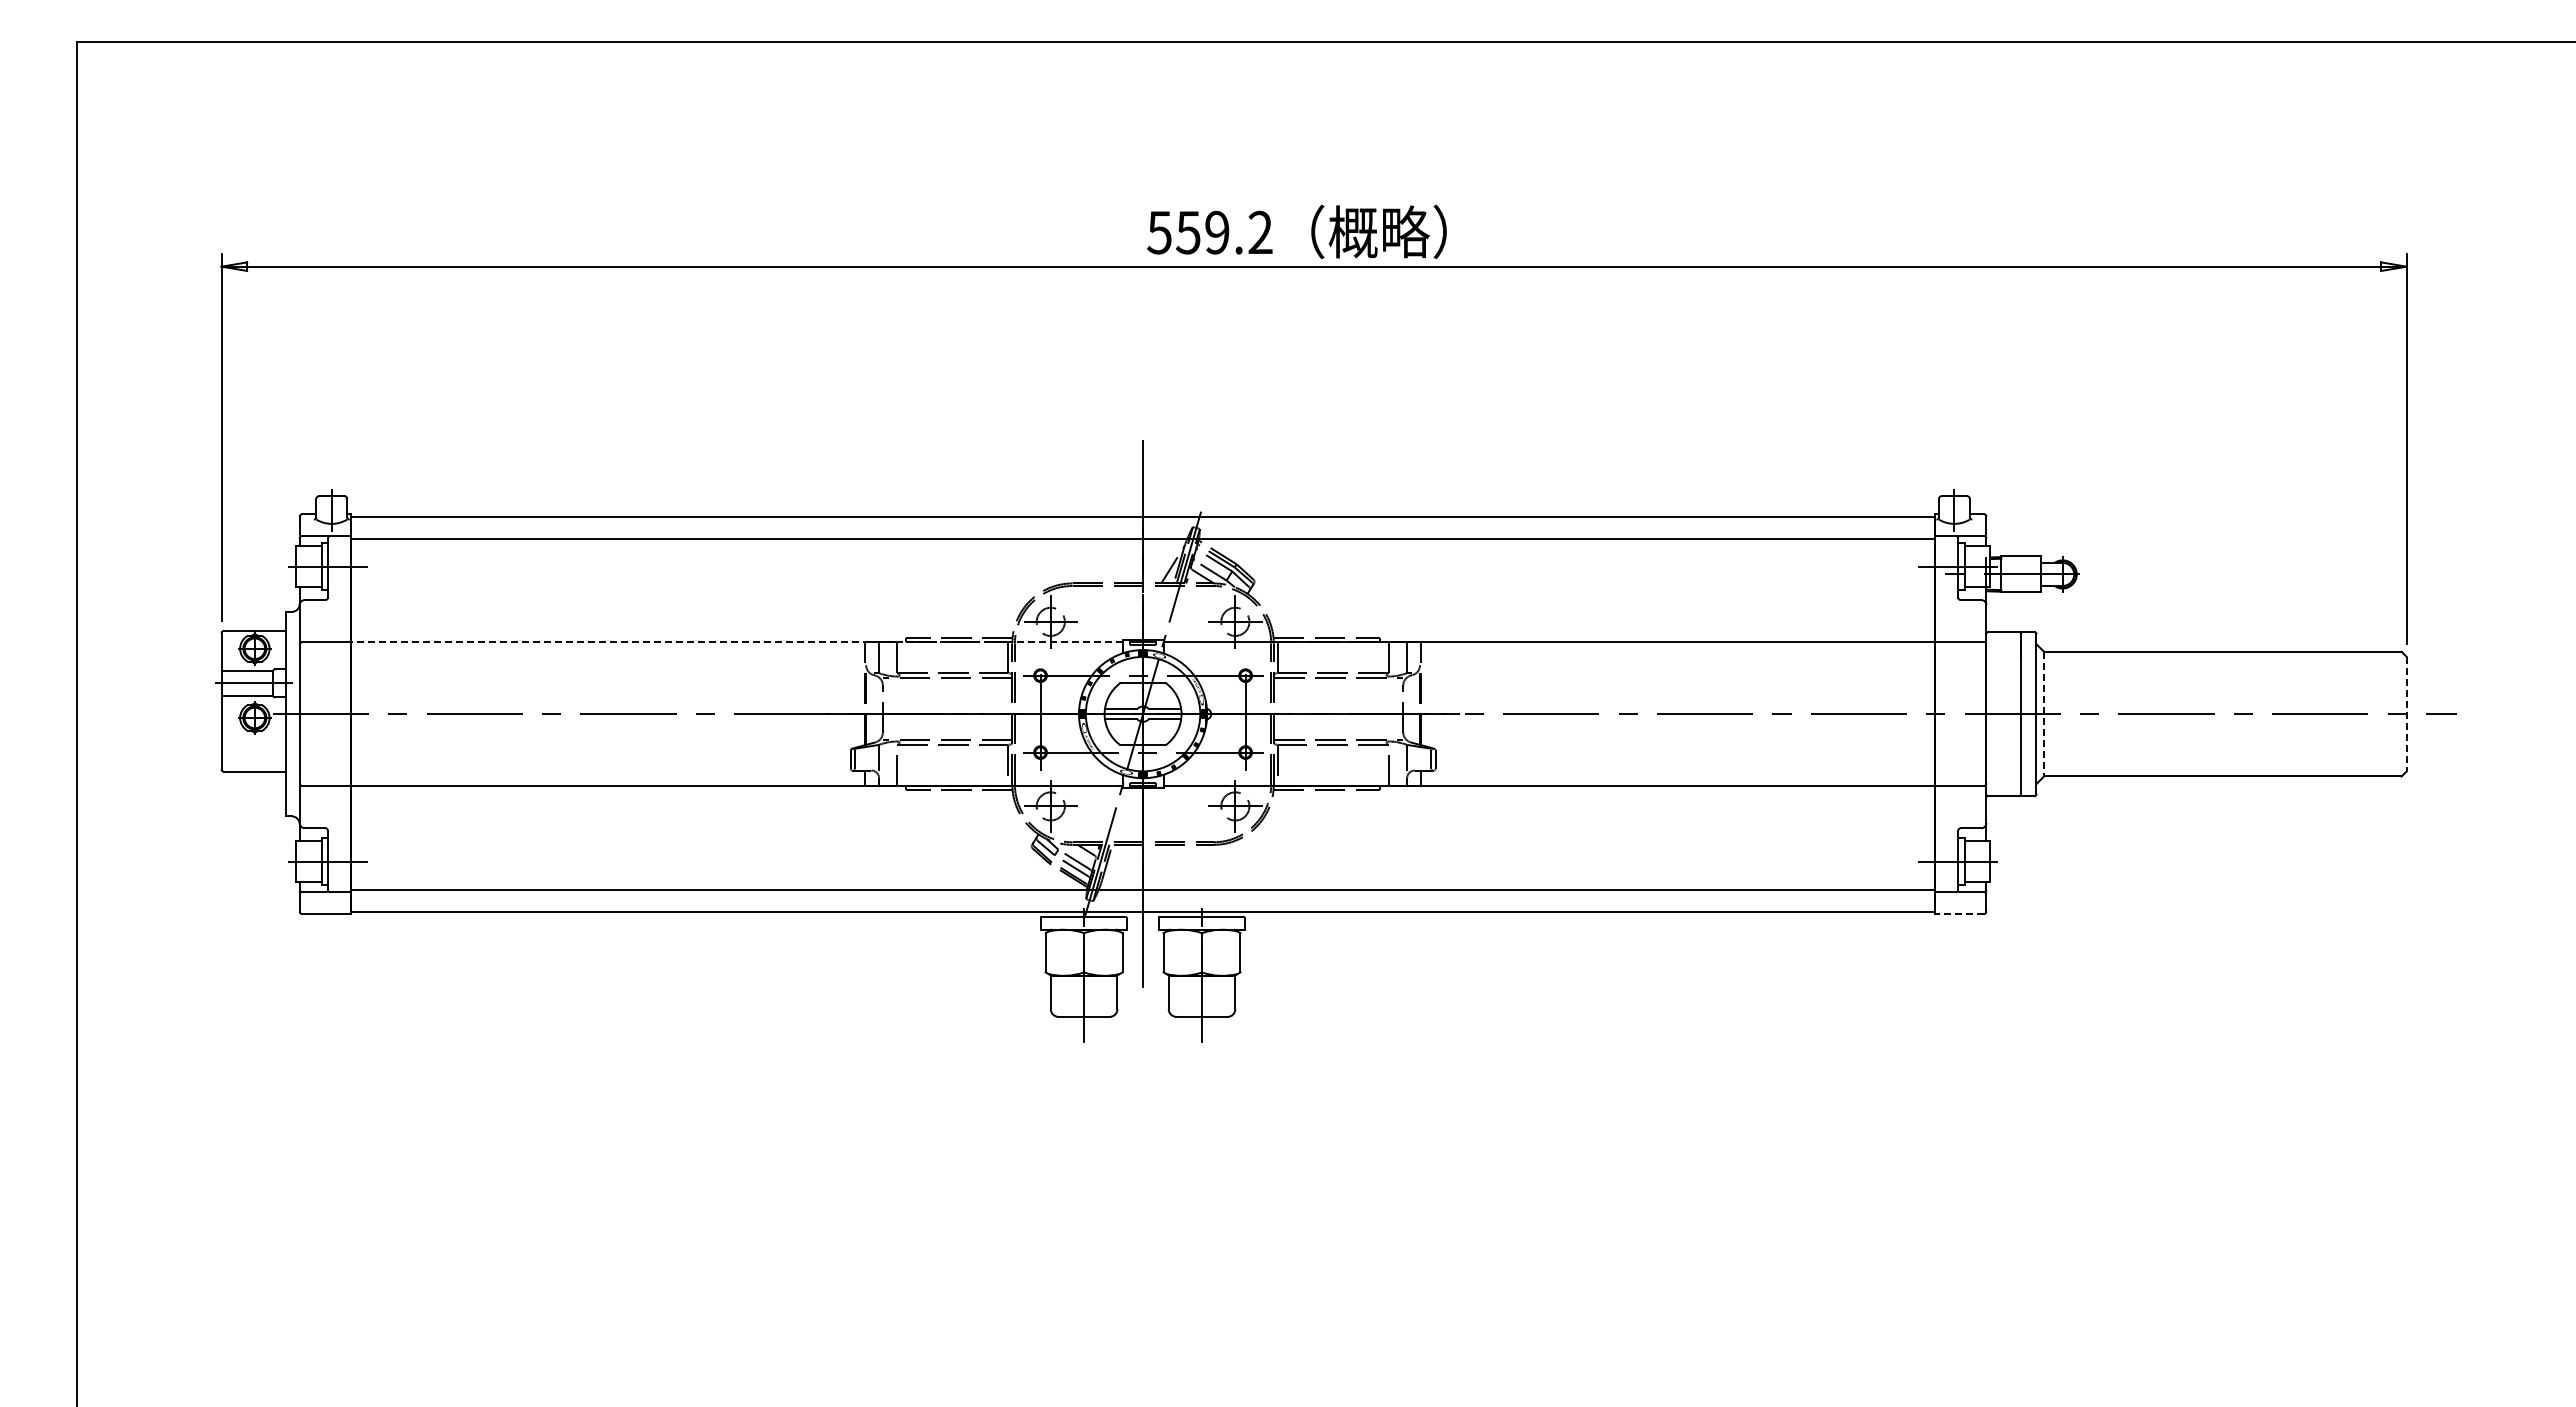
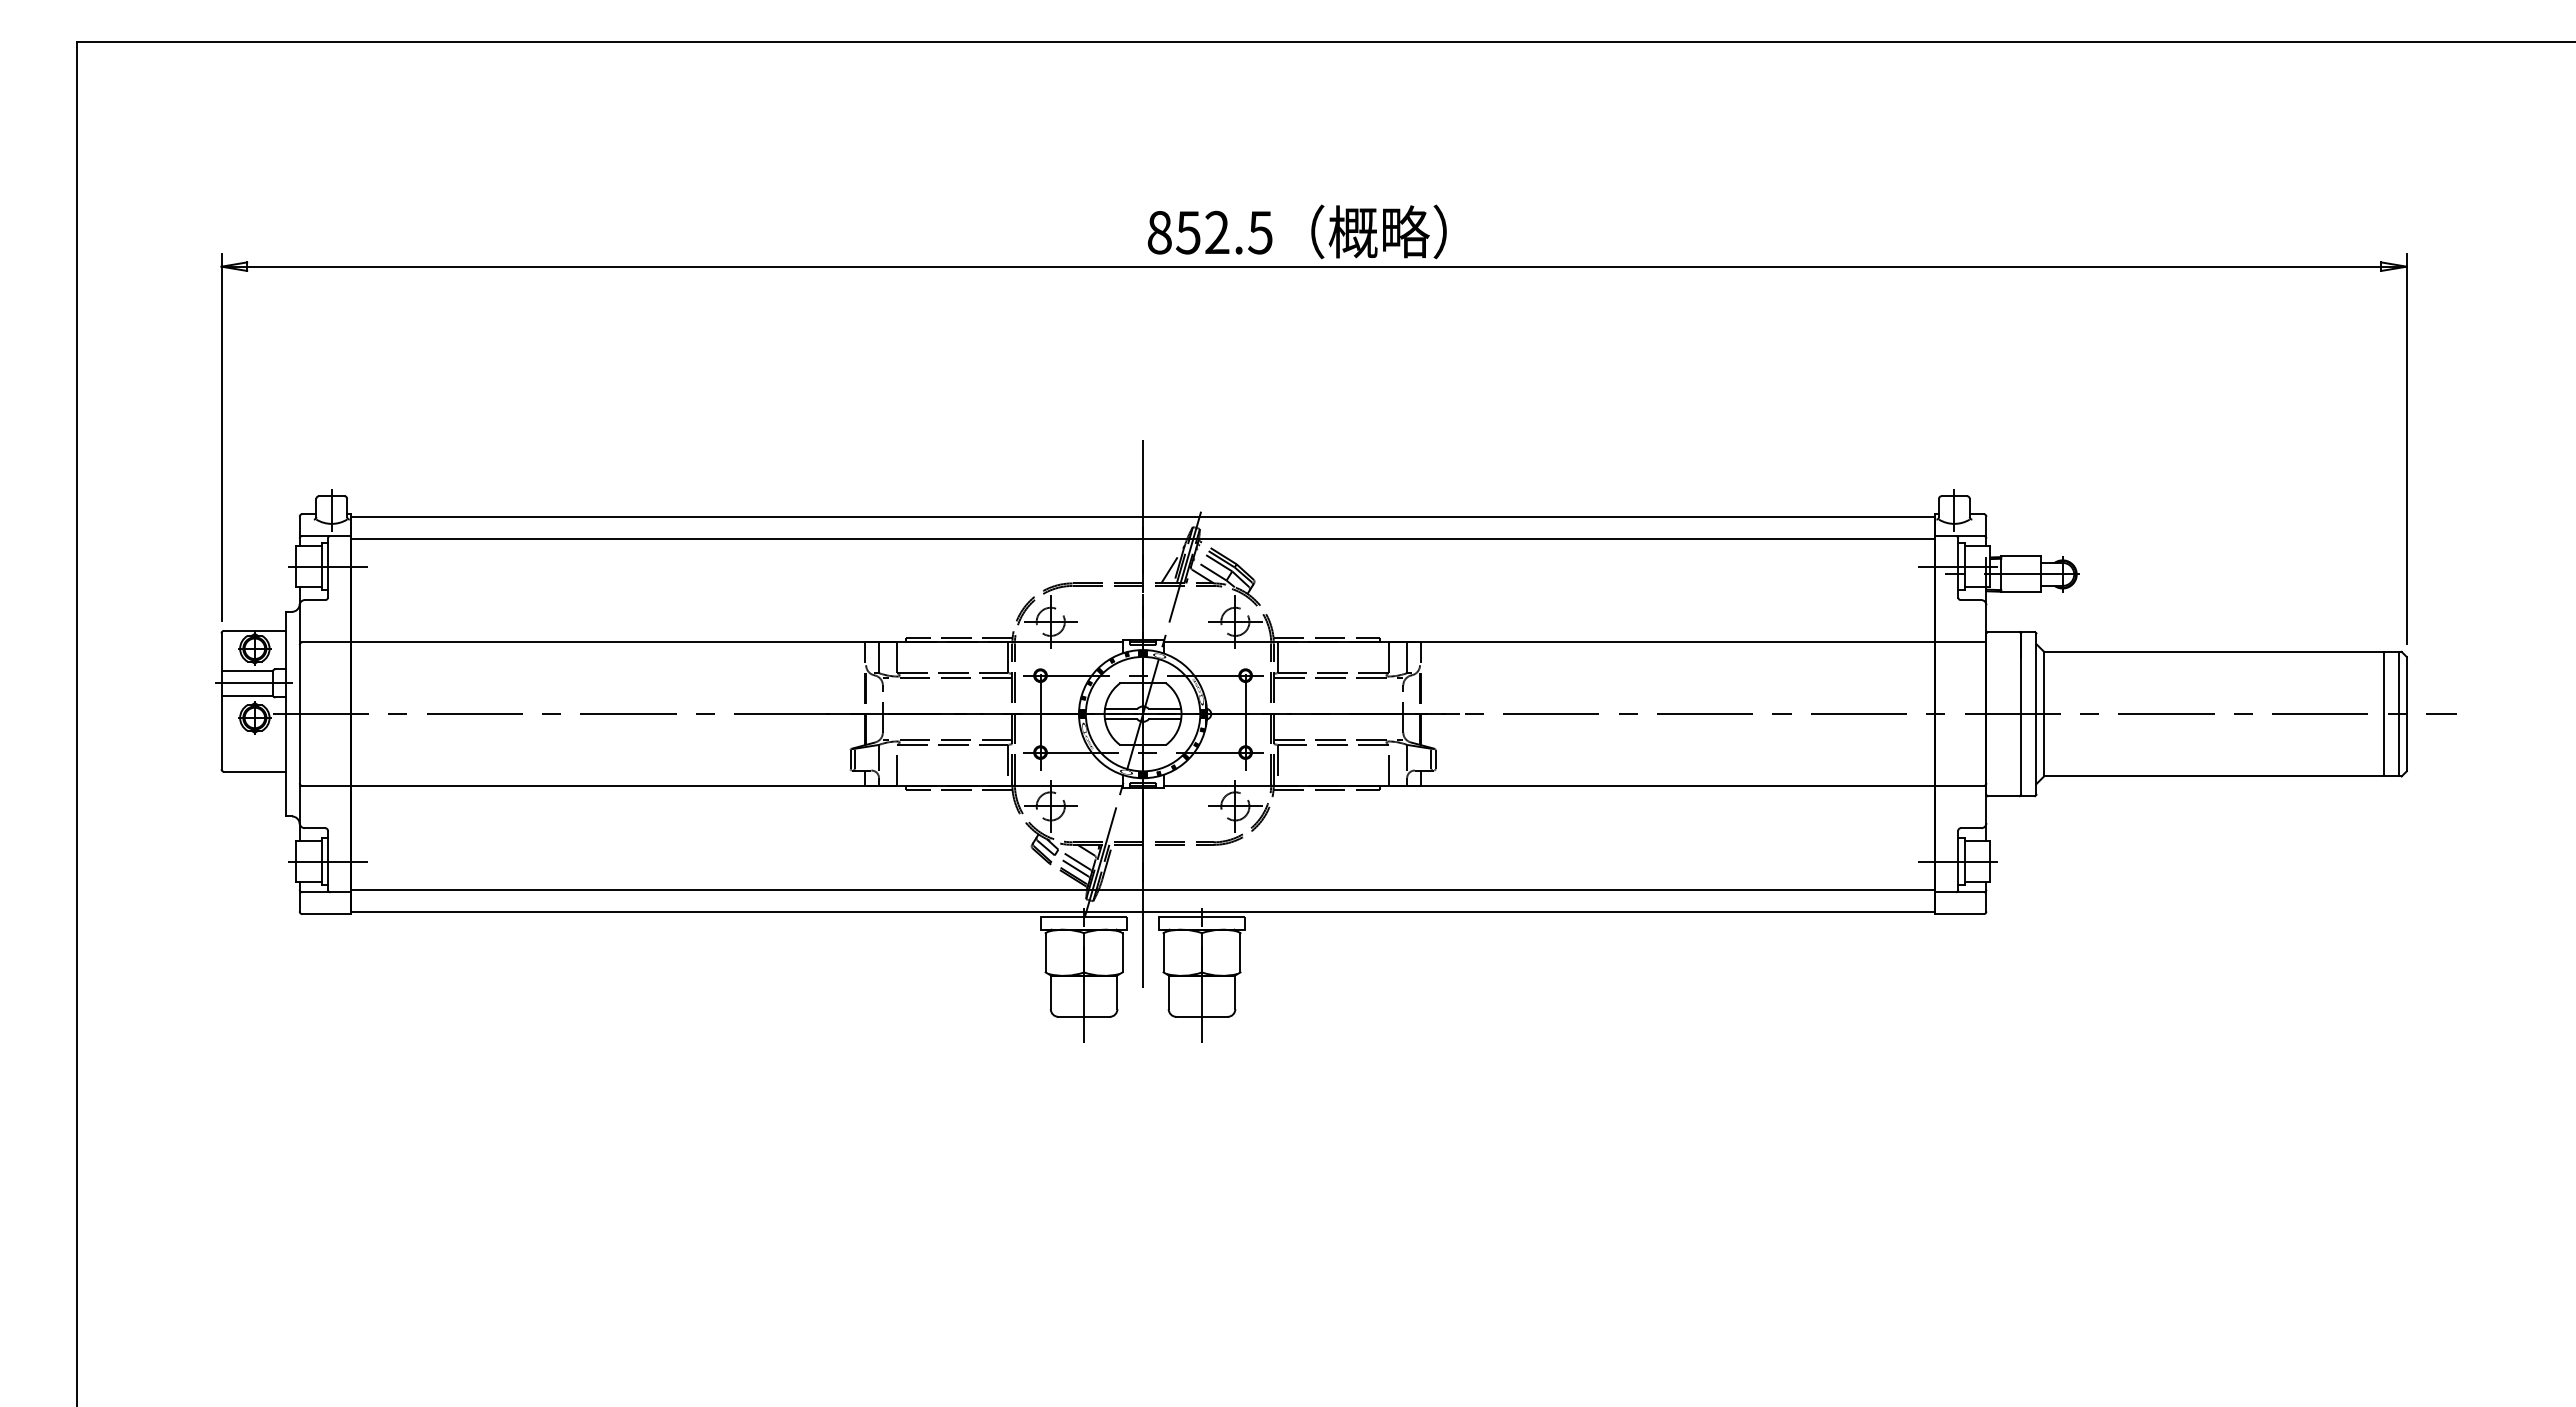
text: 559.2 -> 852.5 (1209, 232)
line: dashed -> solid (736, 642)
line: none -> present (2383, 713)
line: none -> present (2399, 713)
line: dashed -> solid (2044, 714)
line: dashed -> solid (2406, 714)
line: dashed -> solid (1959, 914)
